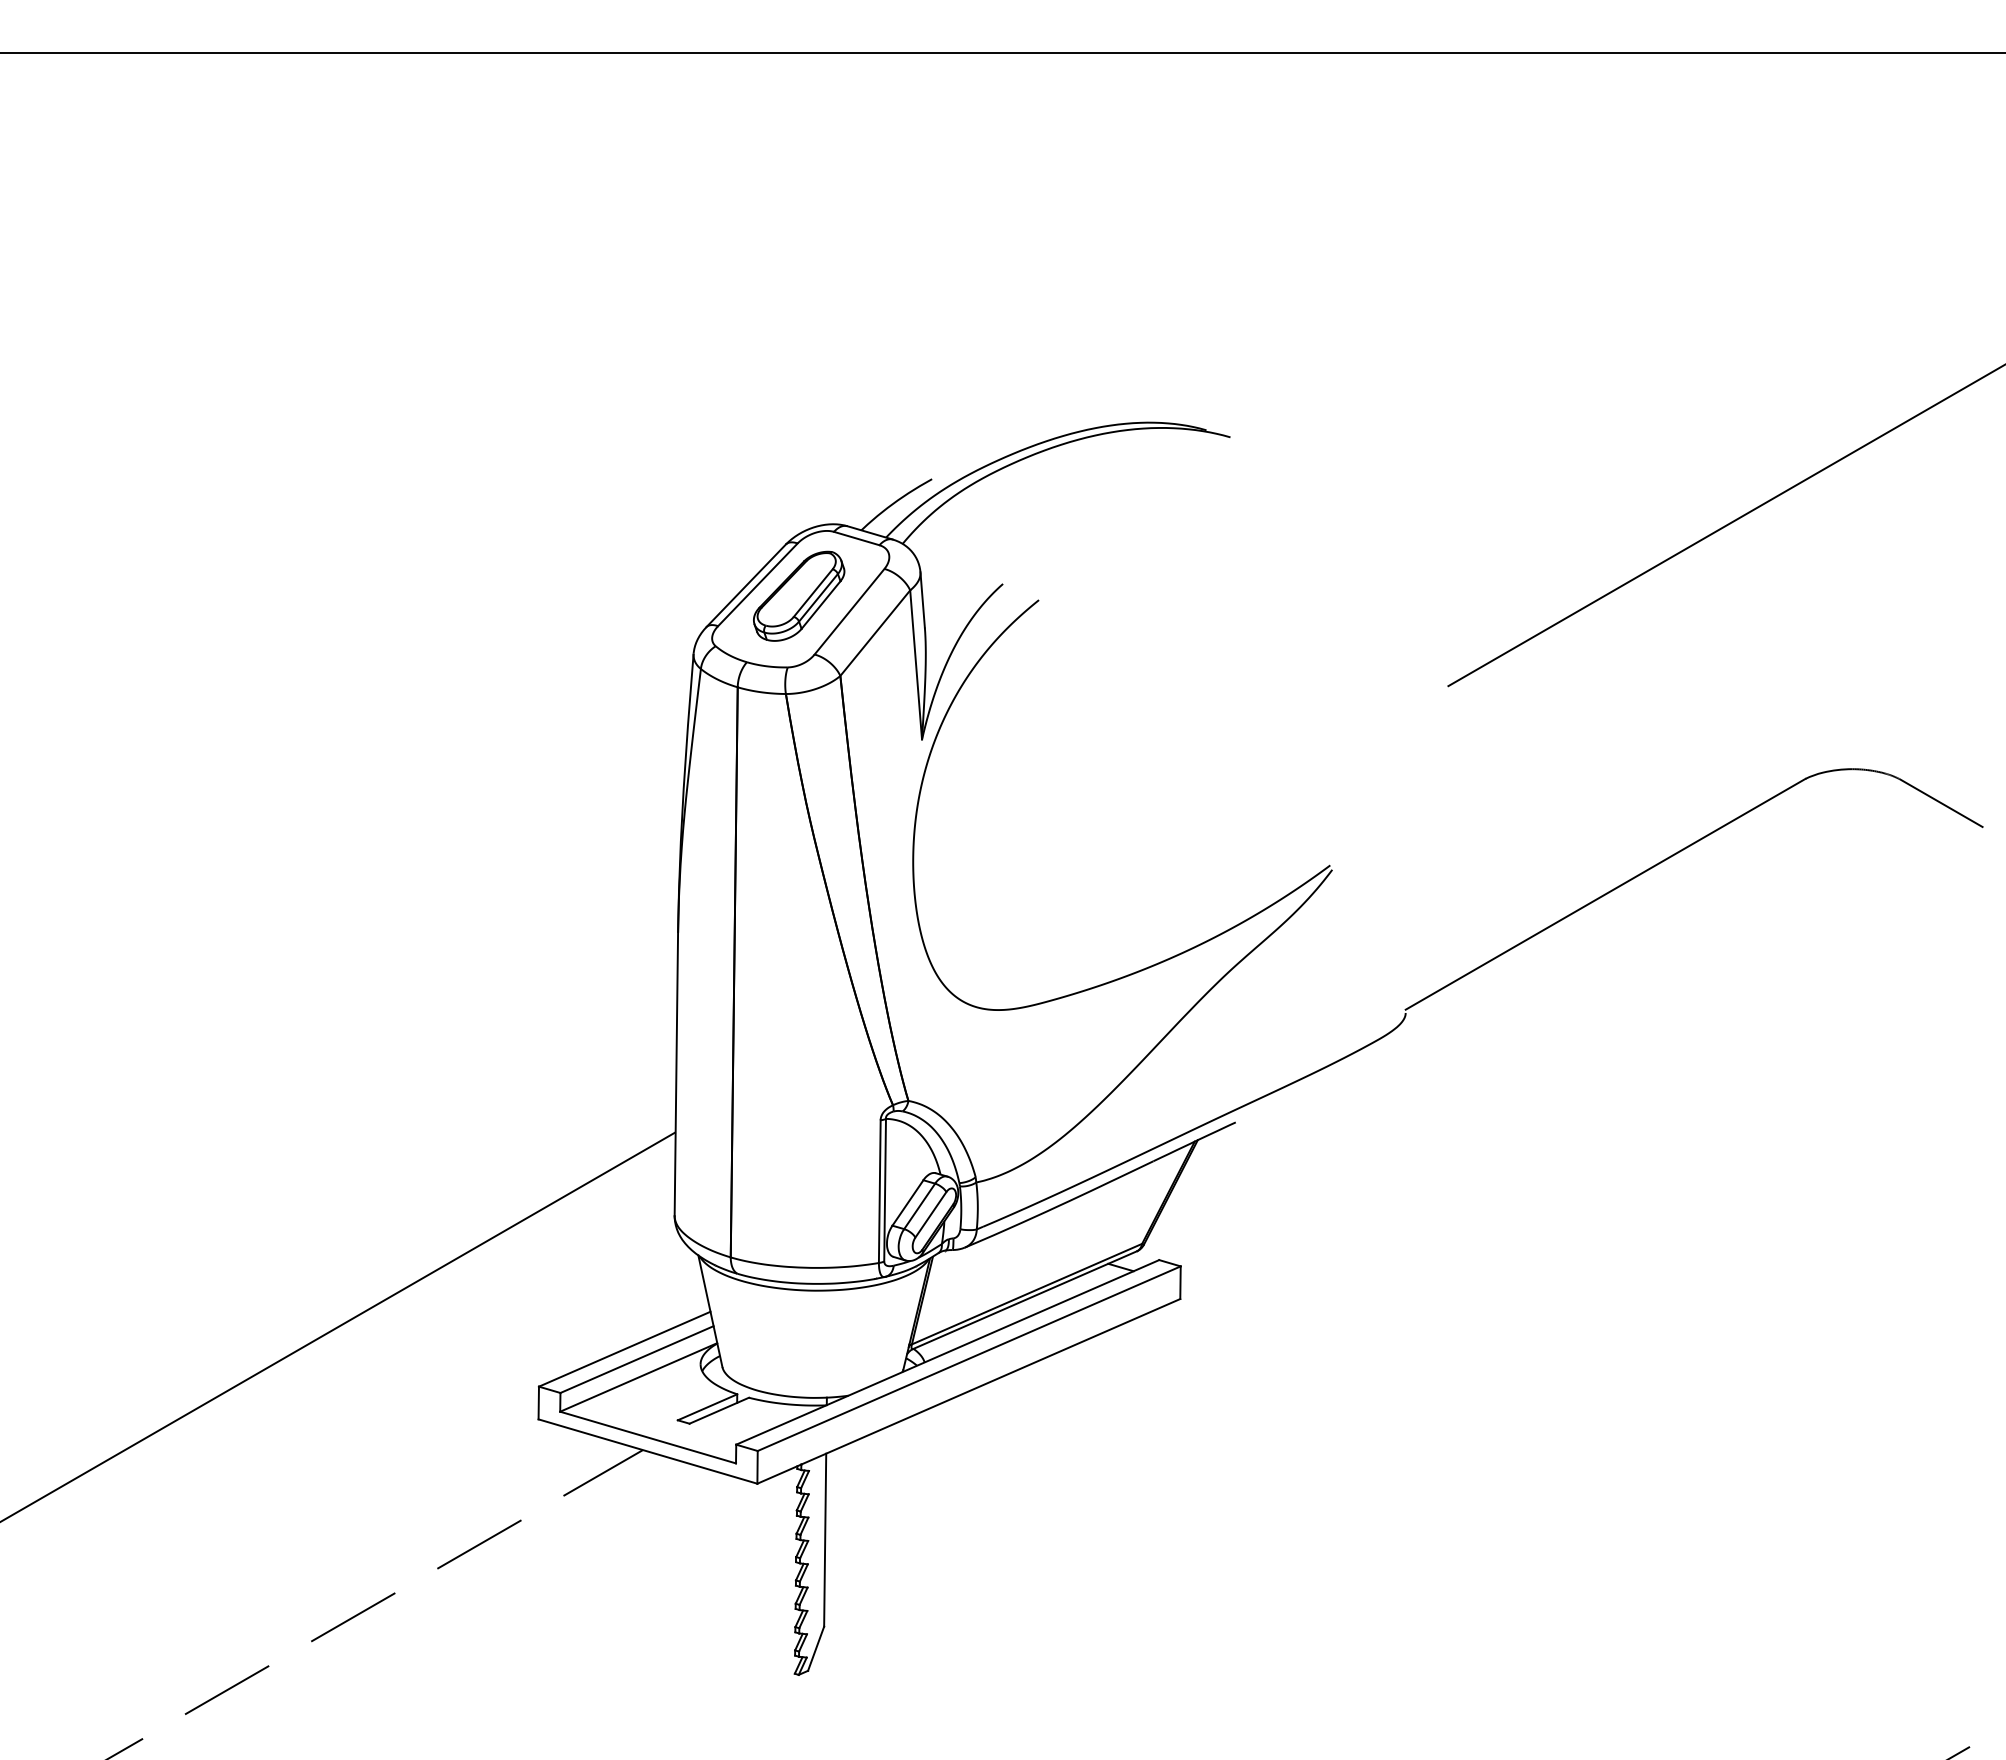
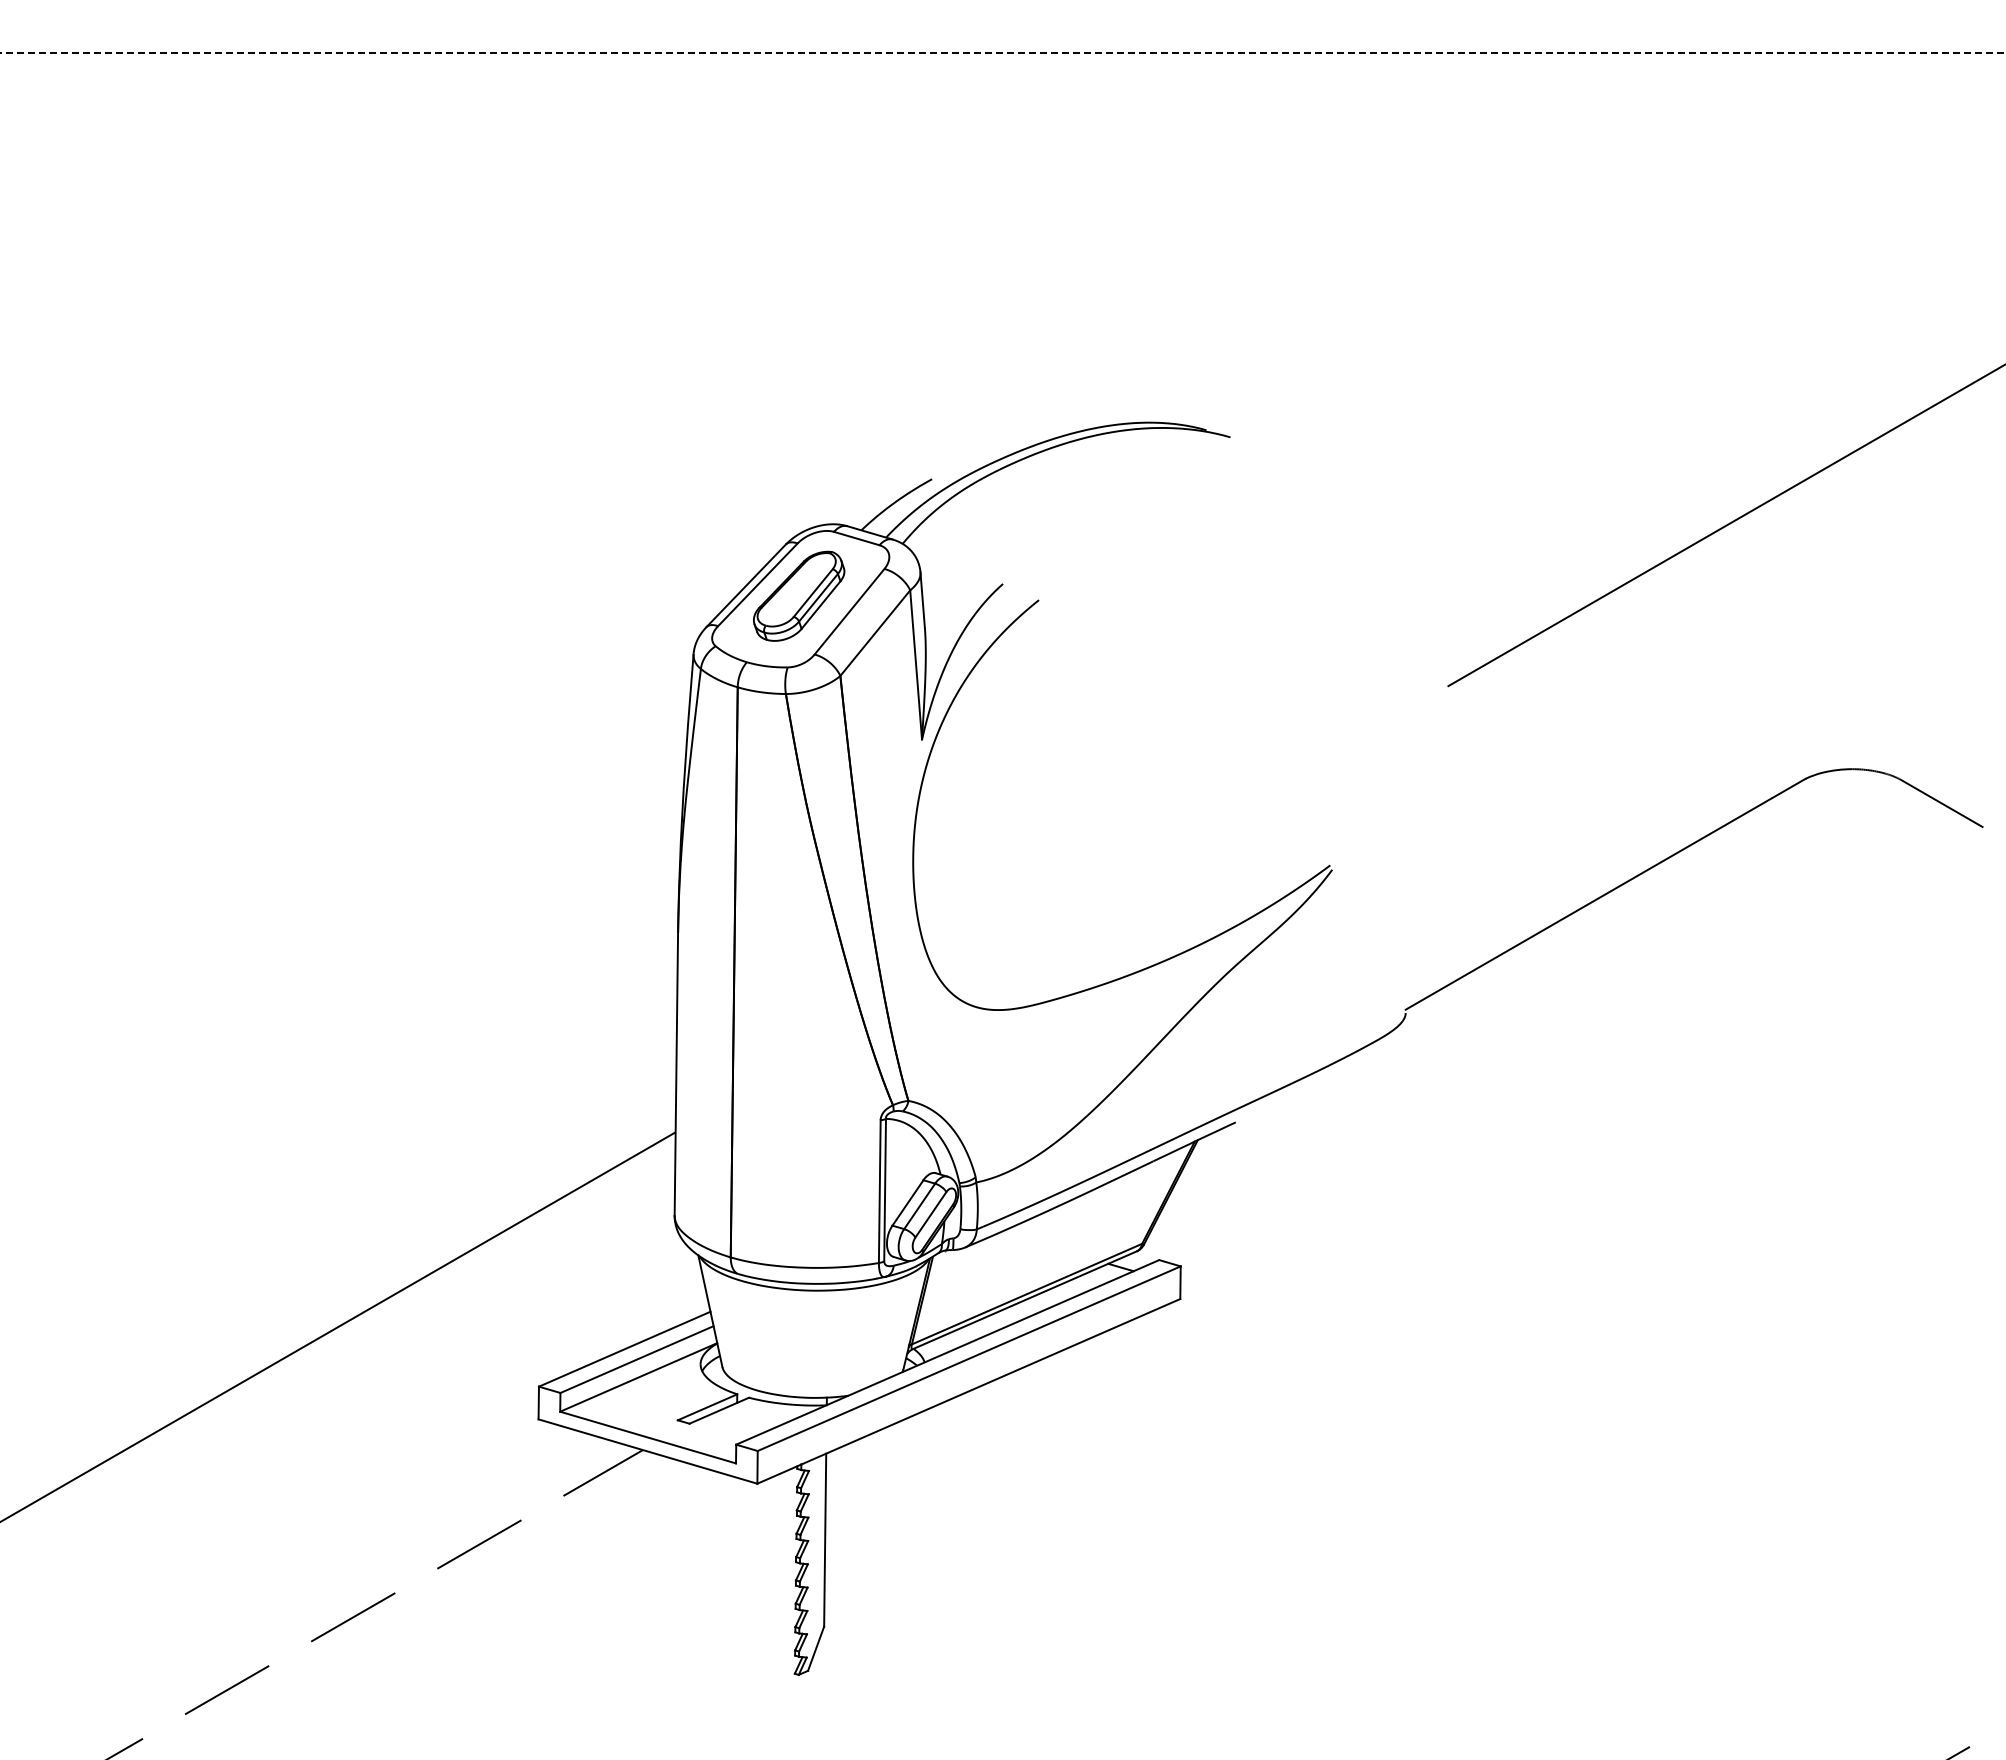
line: solid -> dashed (1001, 52)
